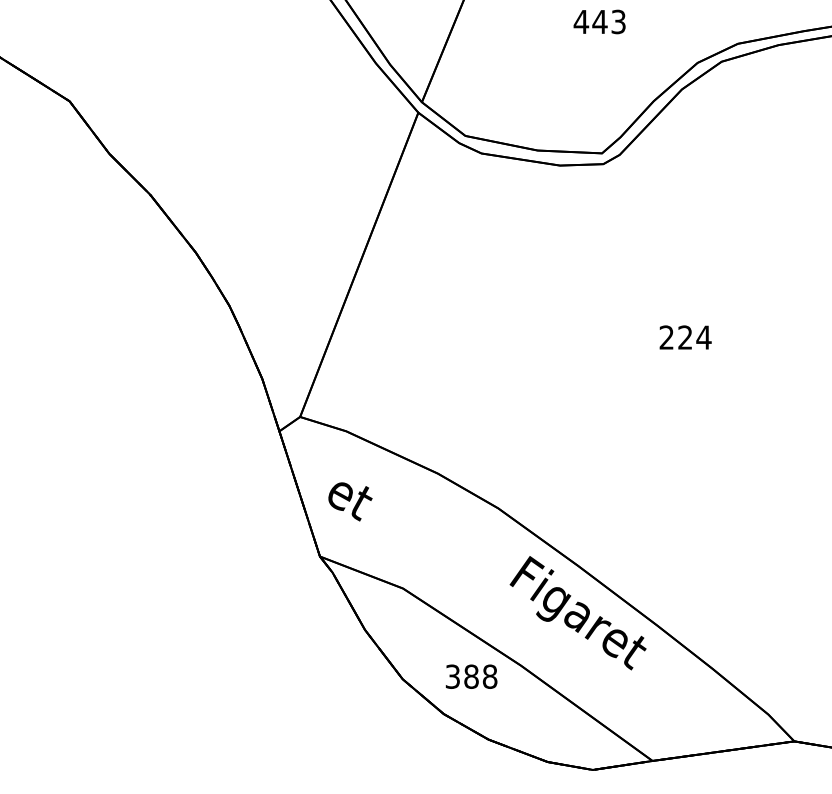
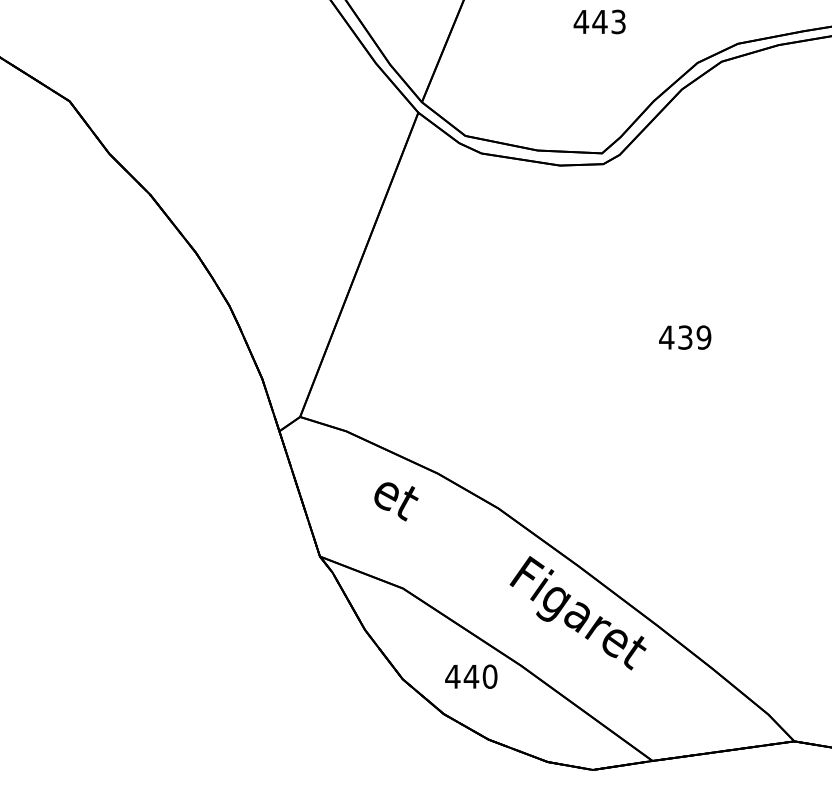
text: 224 -> 439 (685, 337)
text position: (350, 501) -> (396, 501) (396, 501)
text: 388 -> 440 (471, 676)
